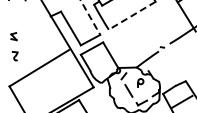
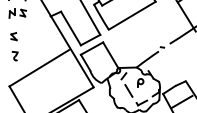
part: none -> present (17, 13)
line: dashed -> solid (131, 16)
line: dashed -> solid (90, 17)
